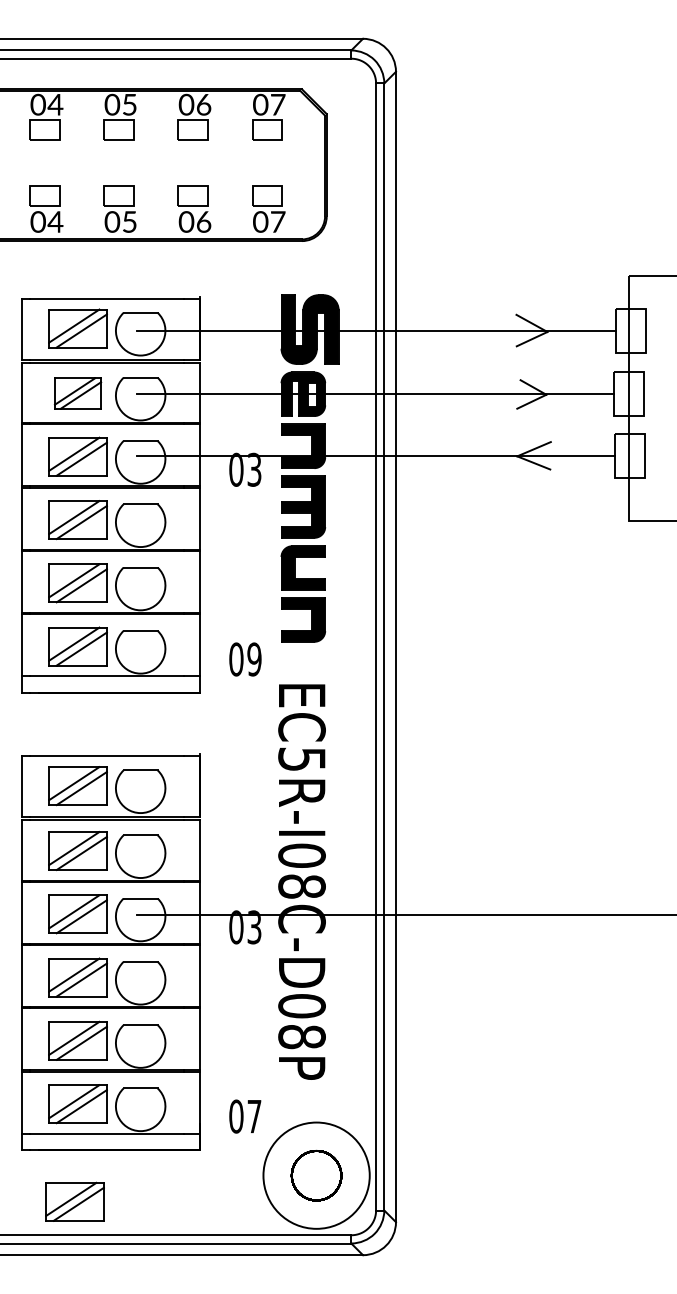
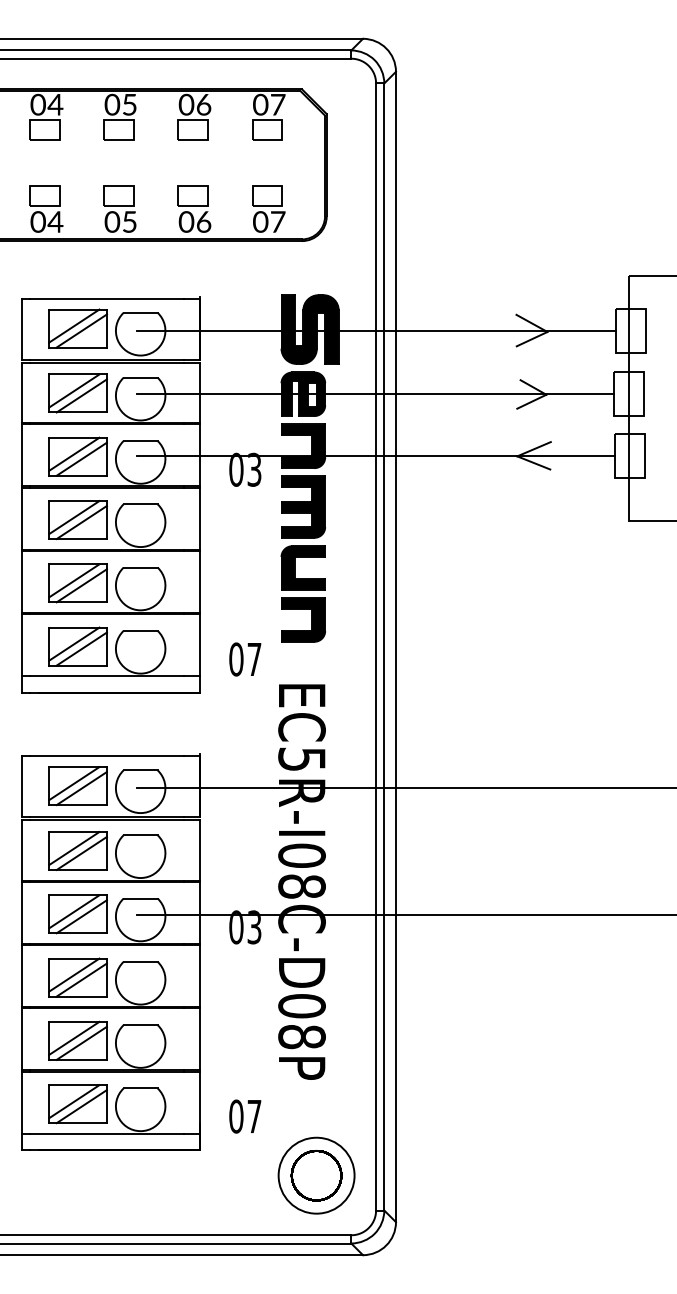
part size: 50x33 px -> 60x41 px (77, 393)
text: 09 -> 07 (254, 659)
line: none -> present (404, 788)
circle diameter: 106 px -> 76 px (316, 1175)
part: present -> none (74, 1201)
